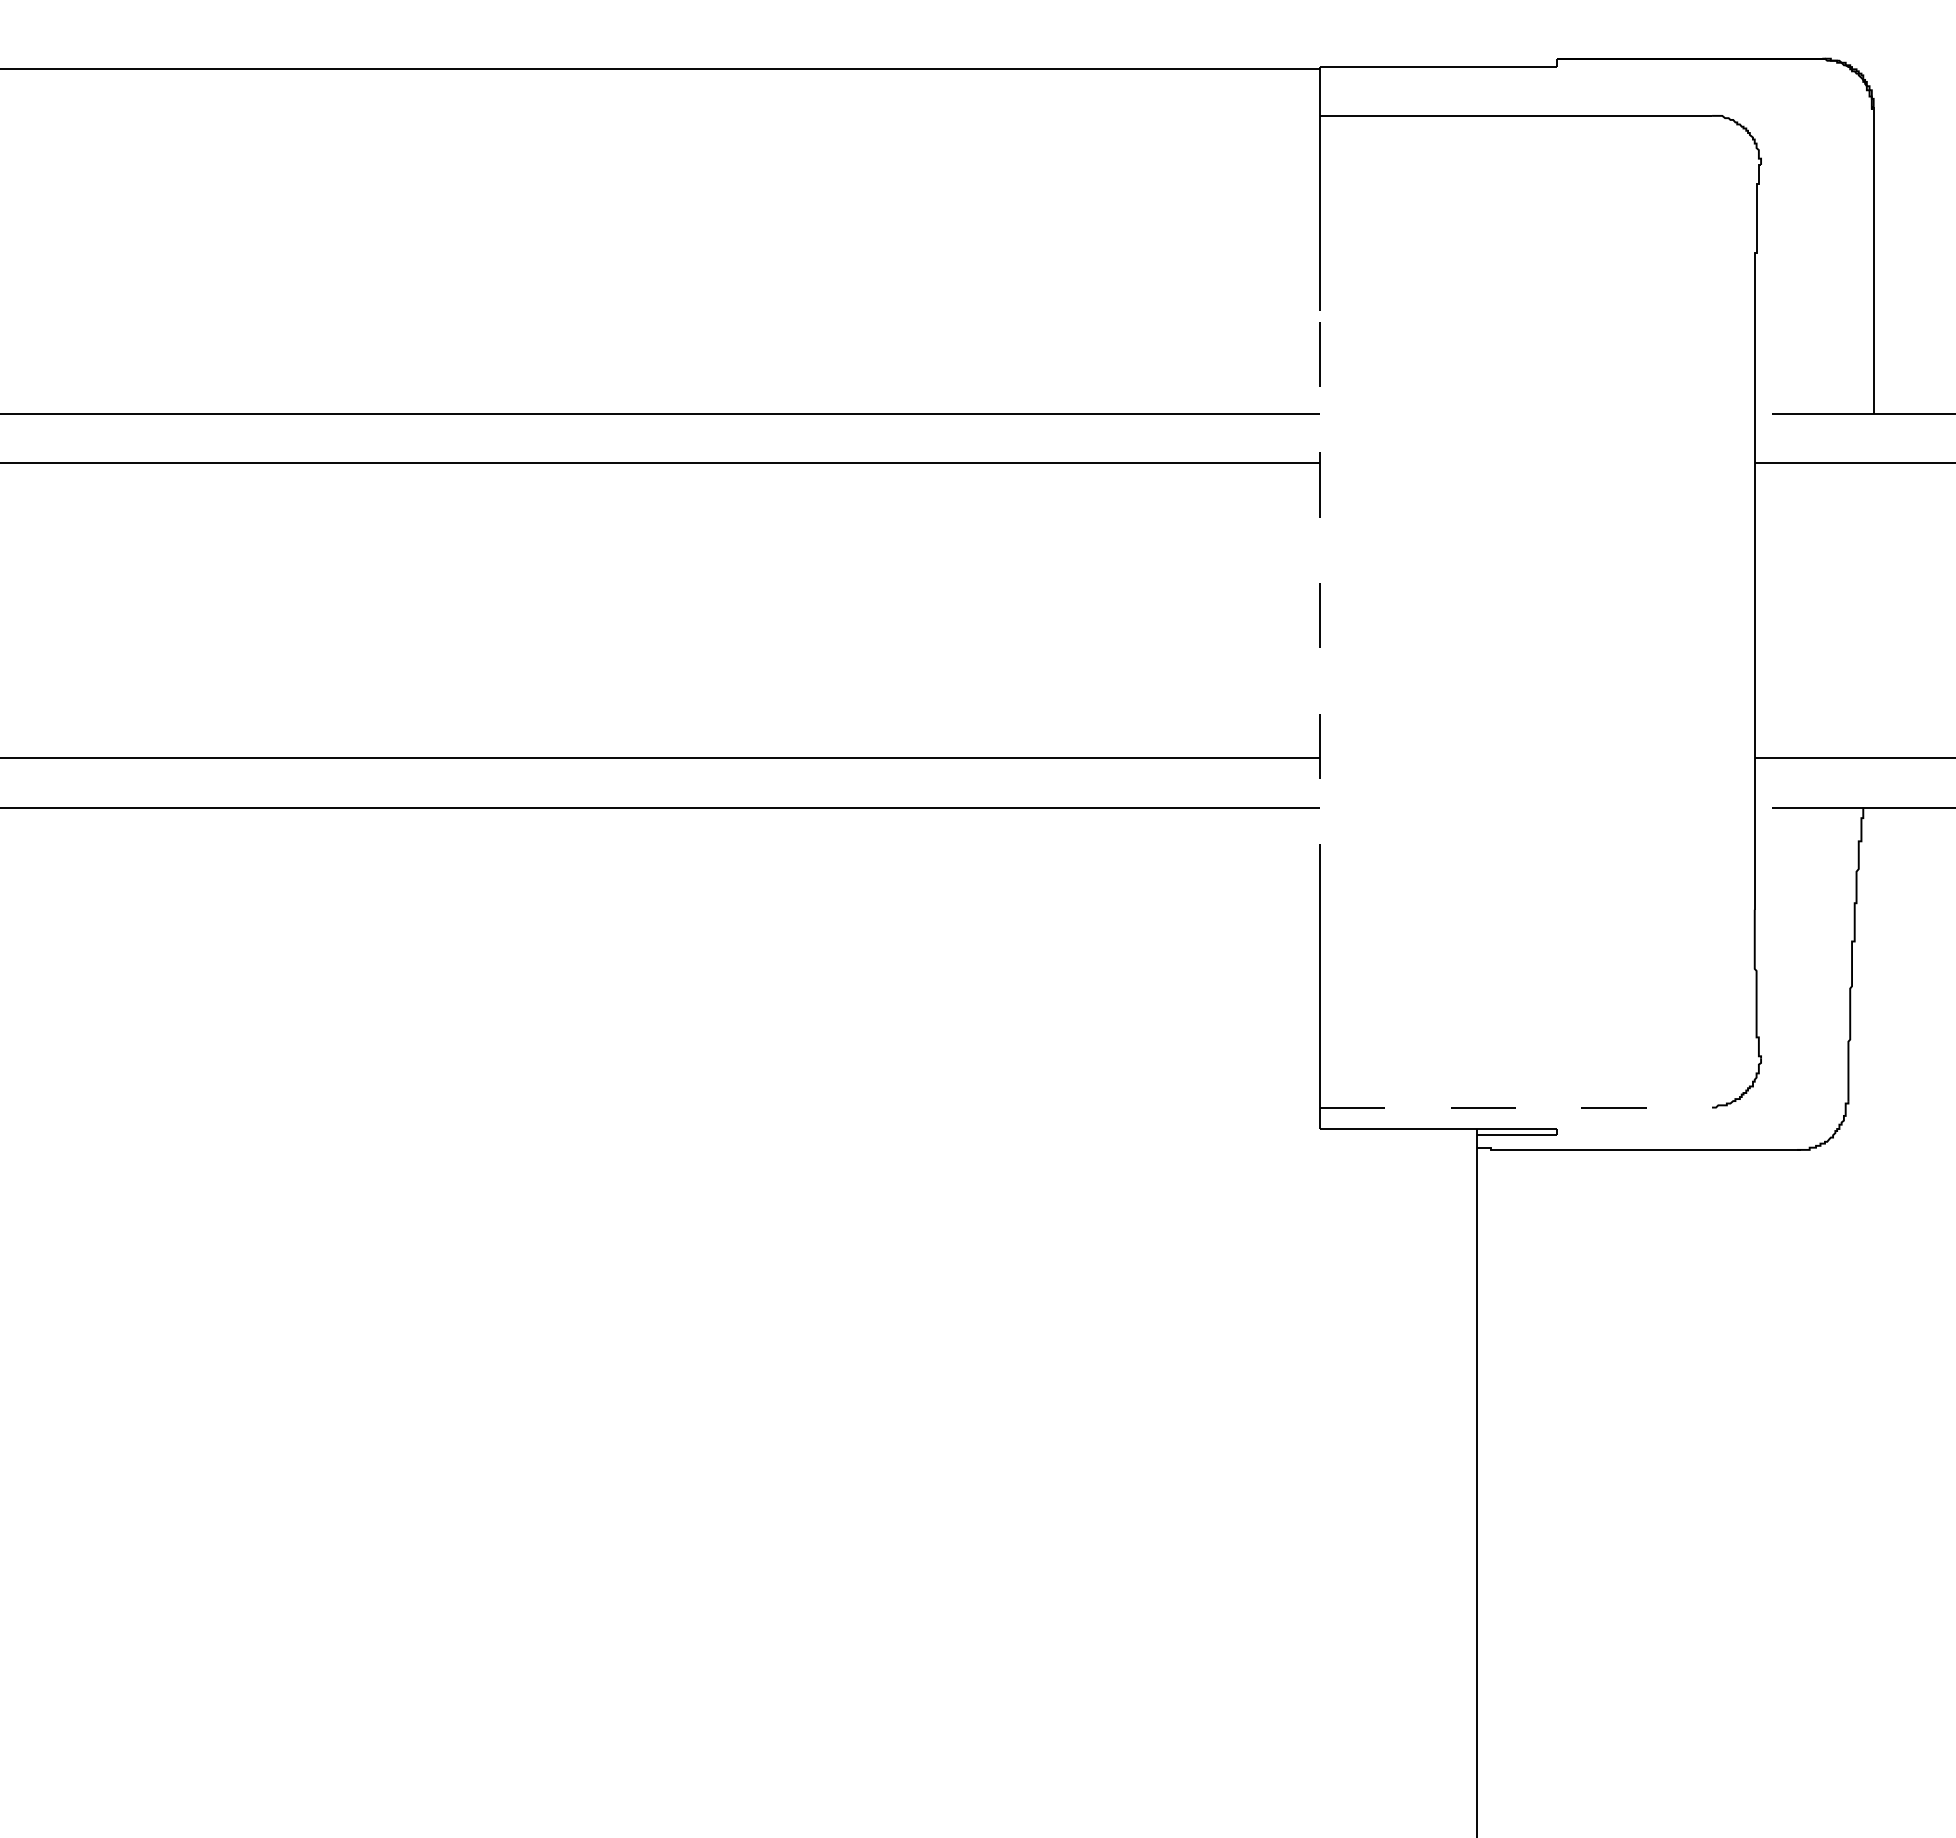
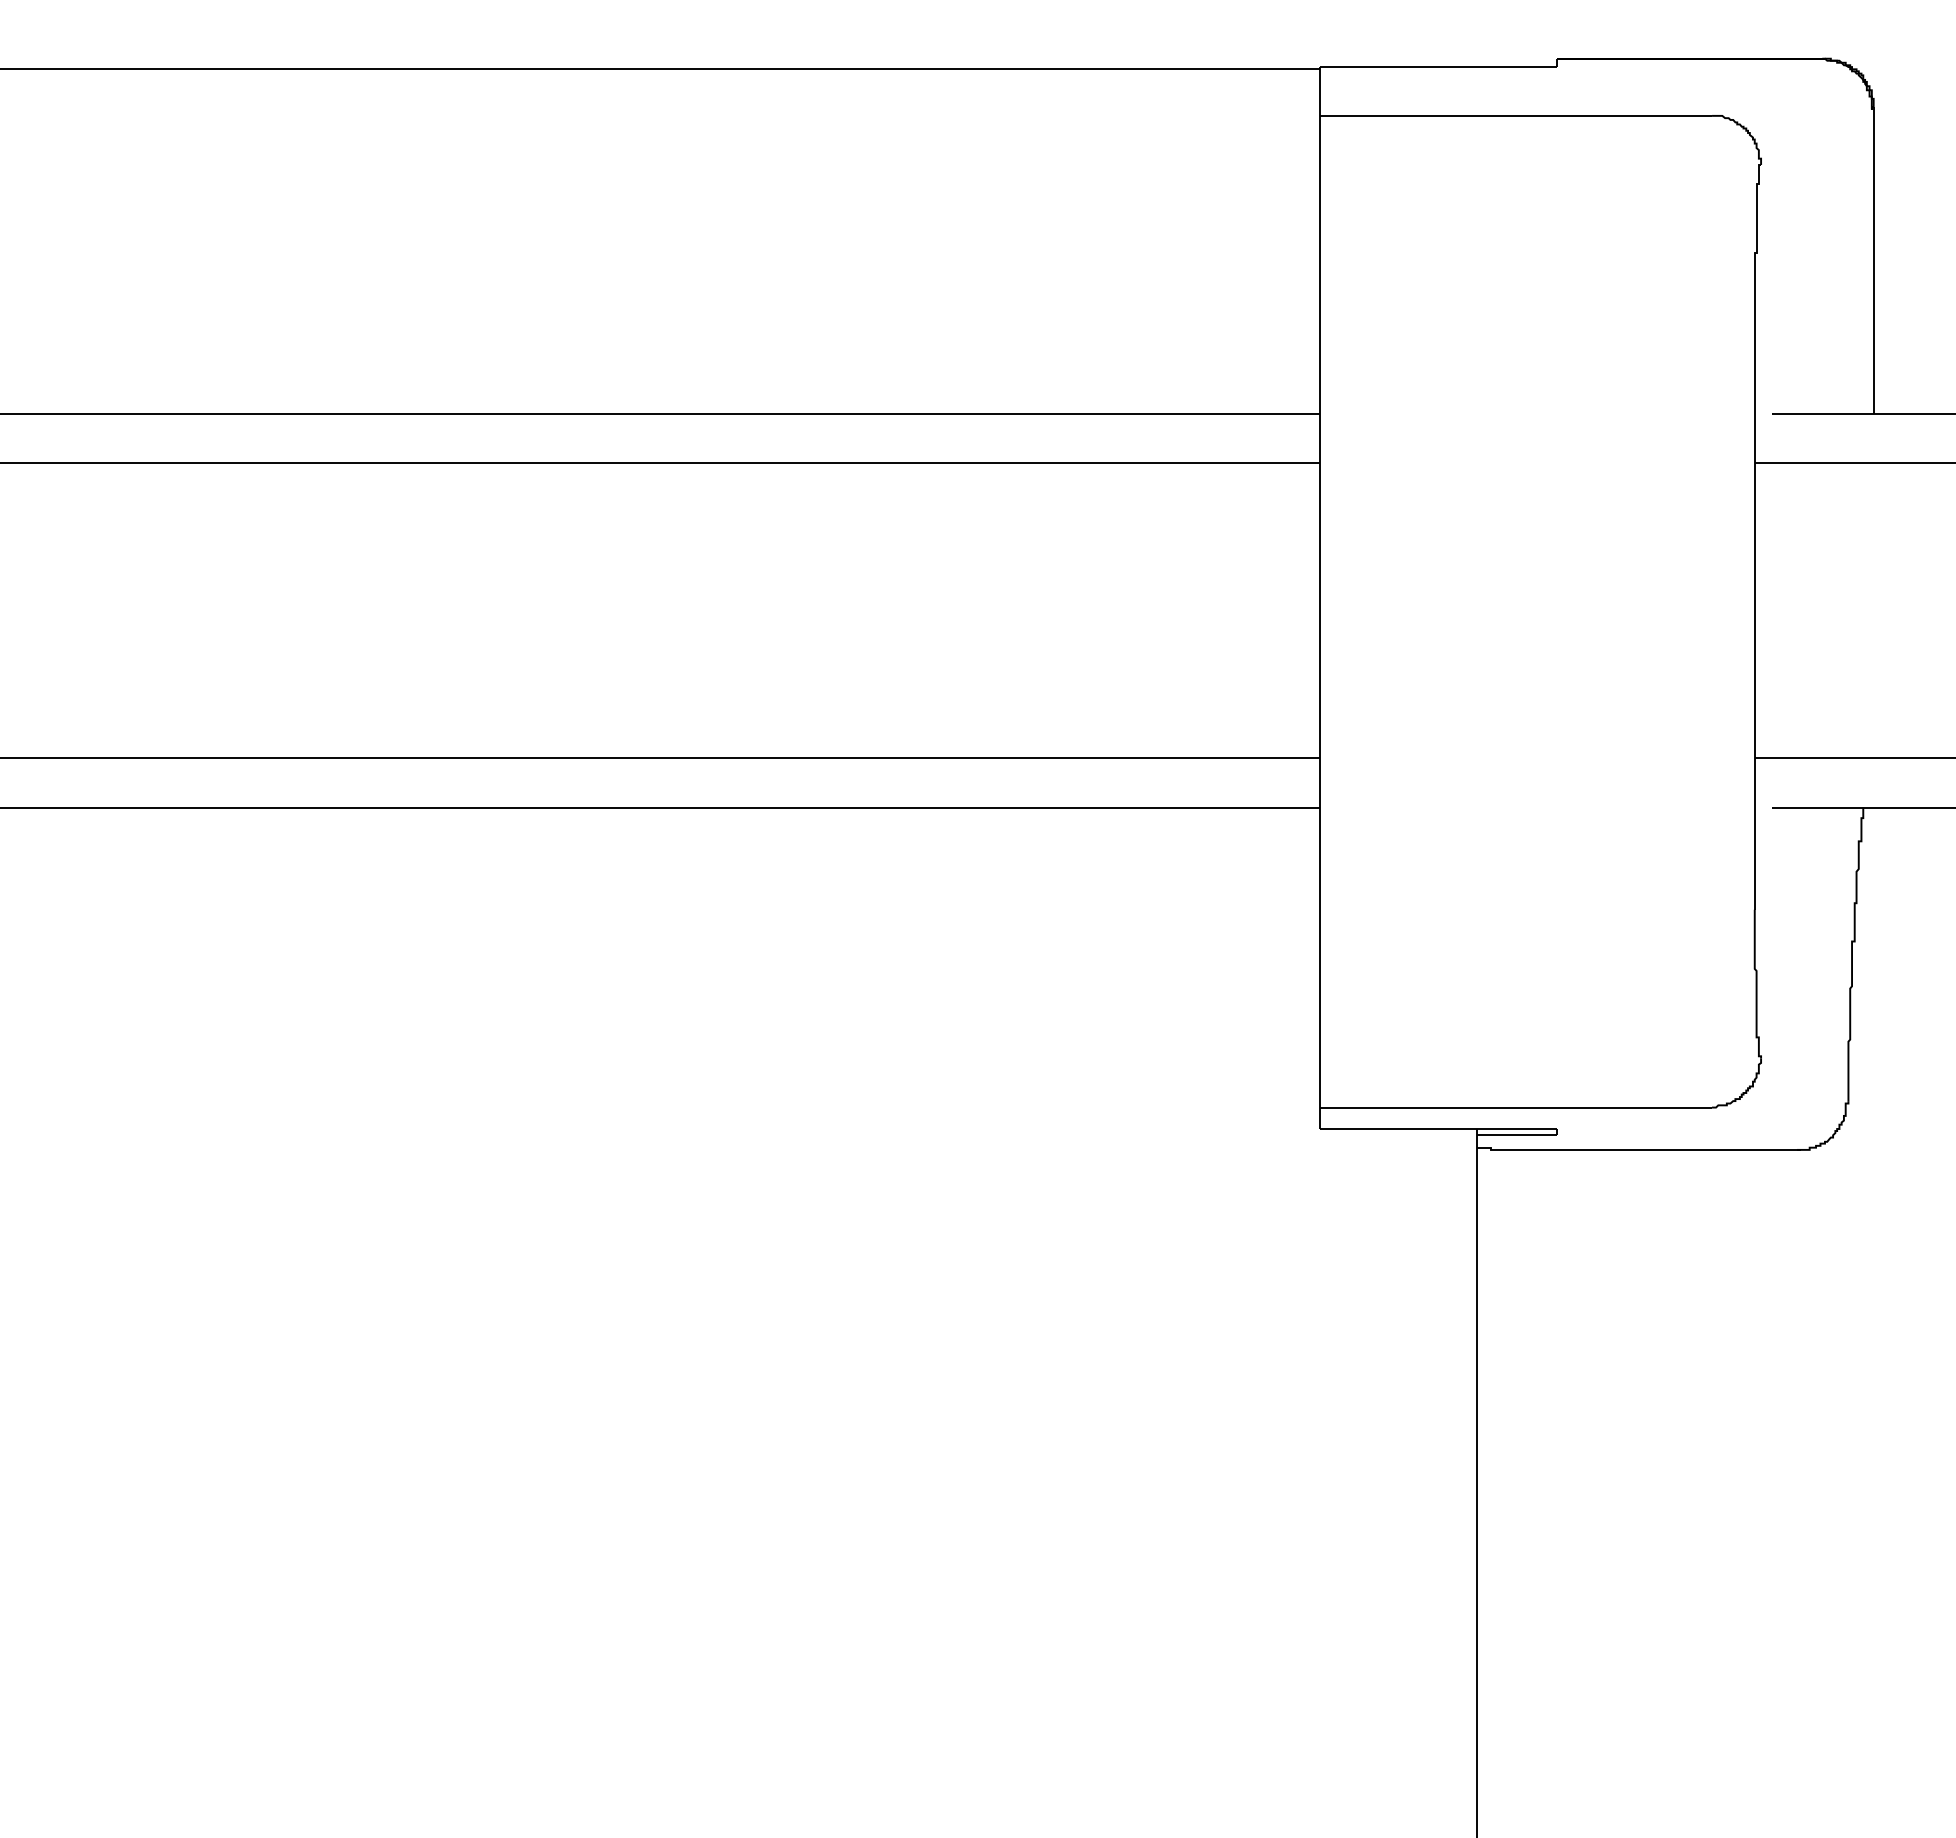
line: dashed -> solid (1319, 610)
line: dashed -> solid (1516, 1107)
